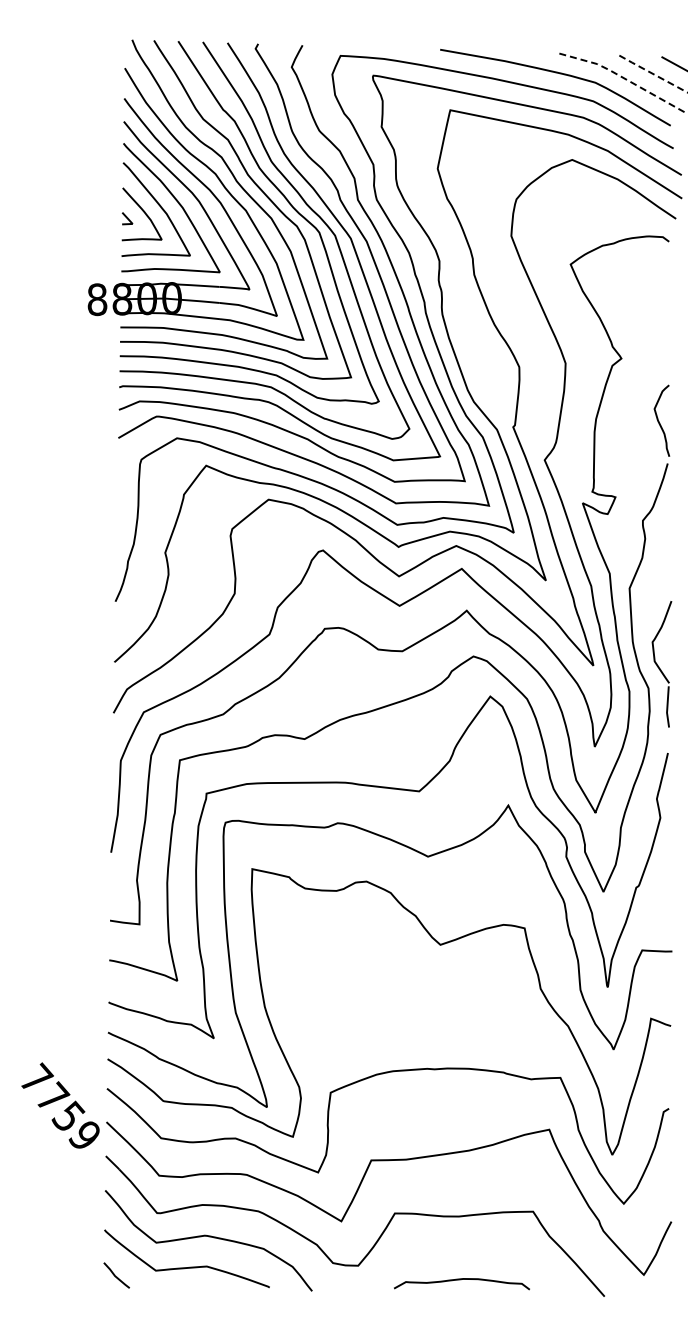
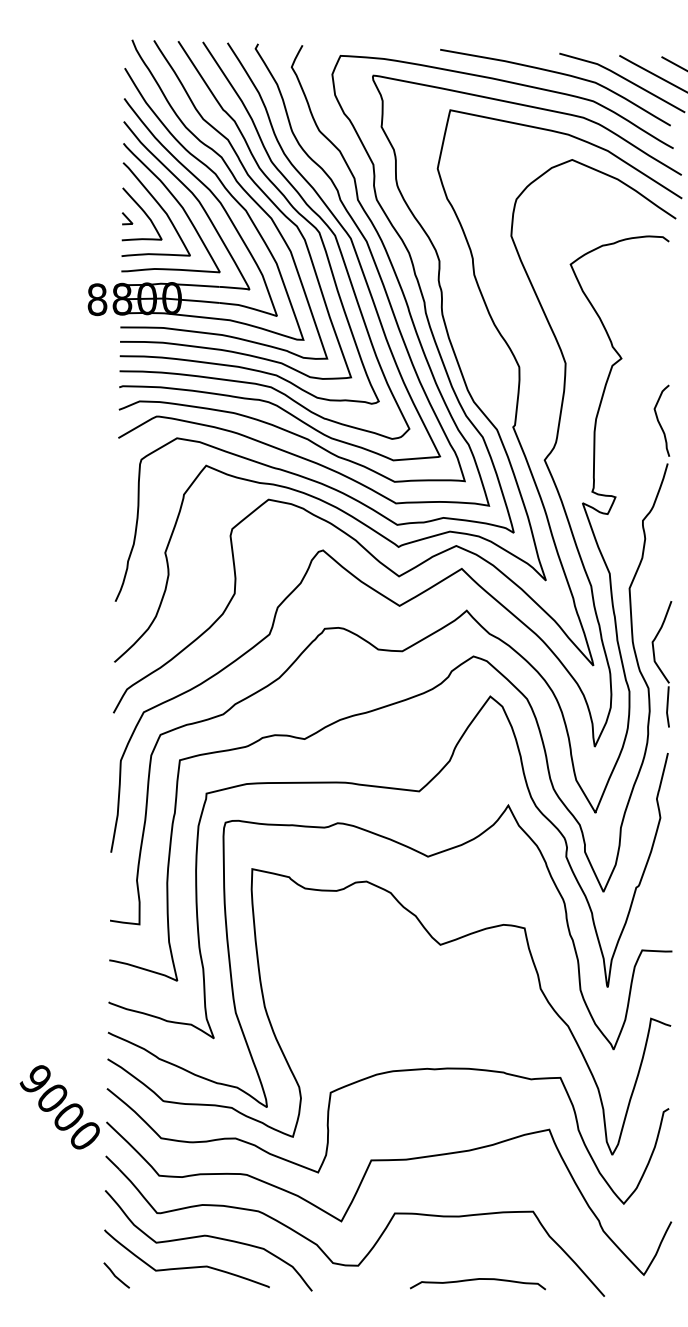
line: dashed -> solid (653, 73)
line: dashed -> solid (623, 77)
text: 7759 -> 9000 (59, 1105)
curve position: (461, 1280) -> (477, 1280) (477, 1280)
